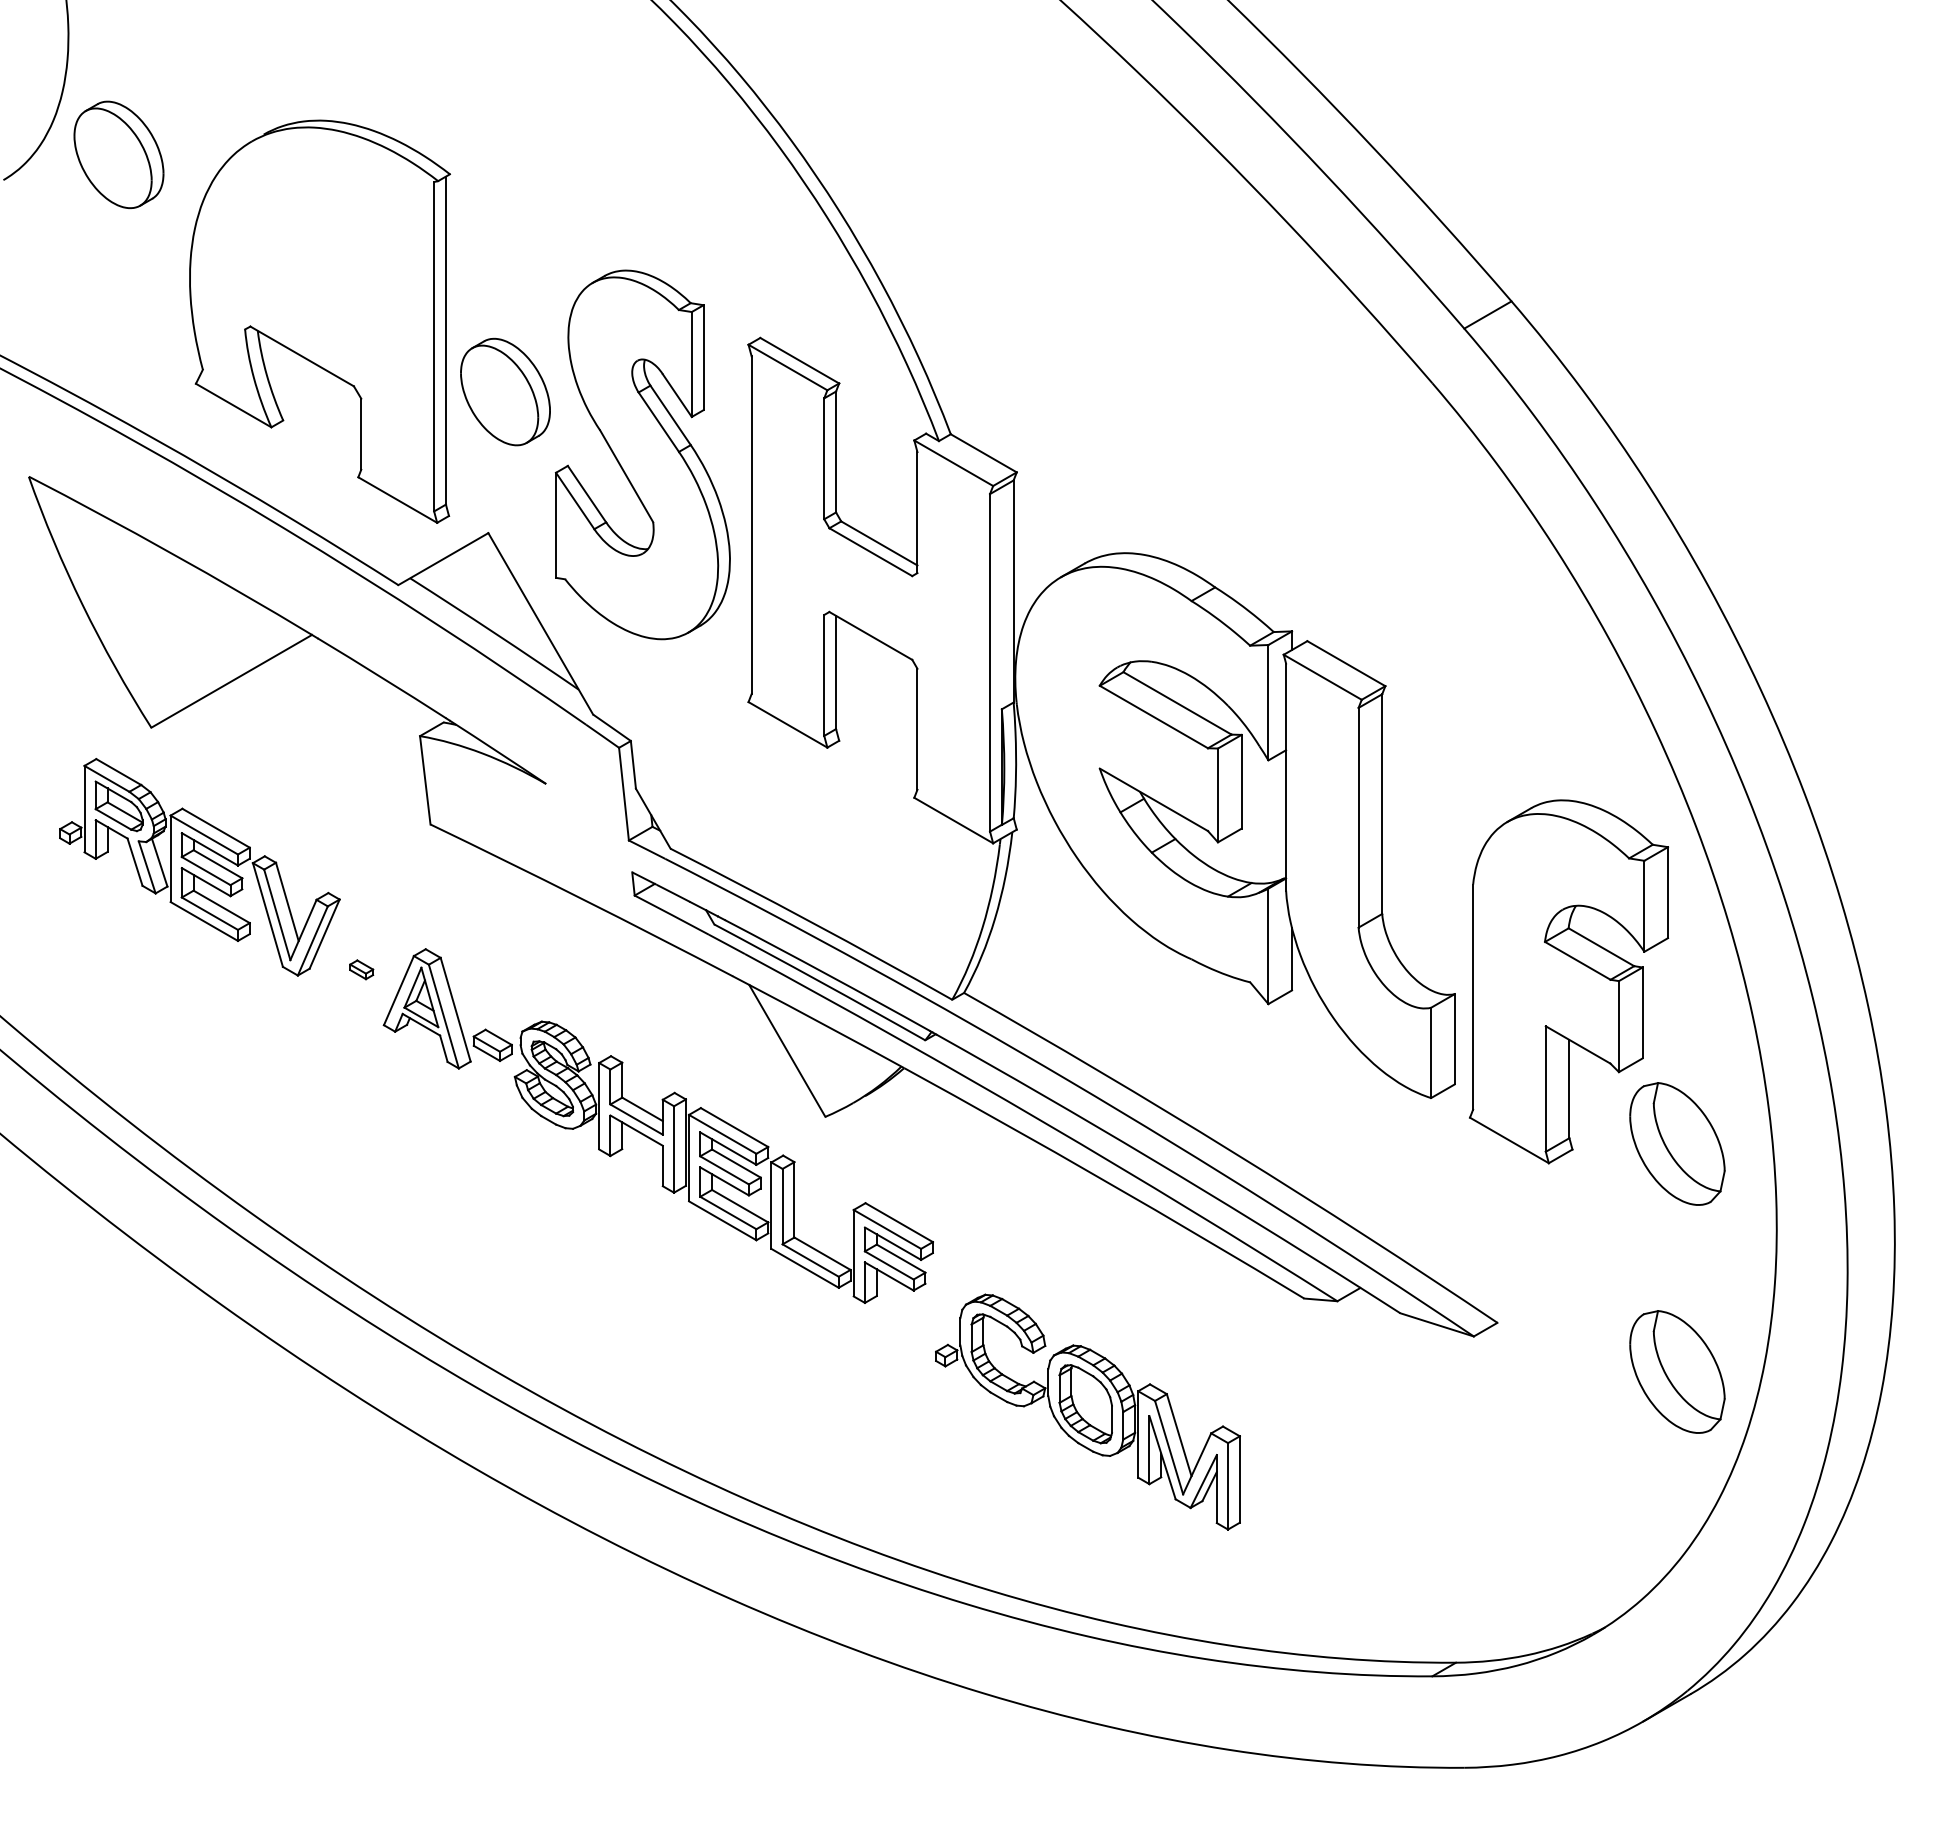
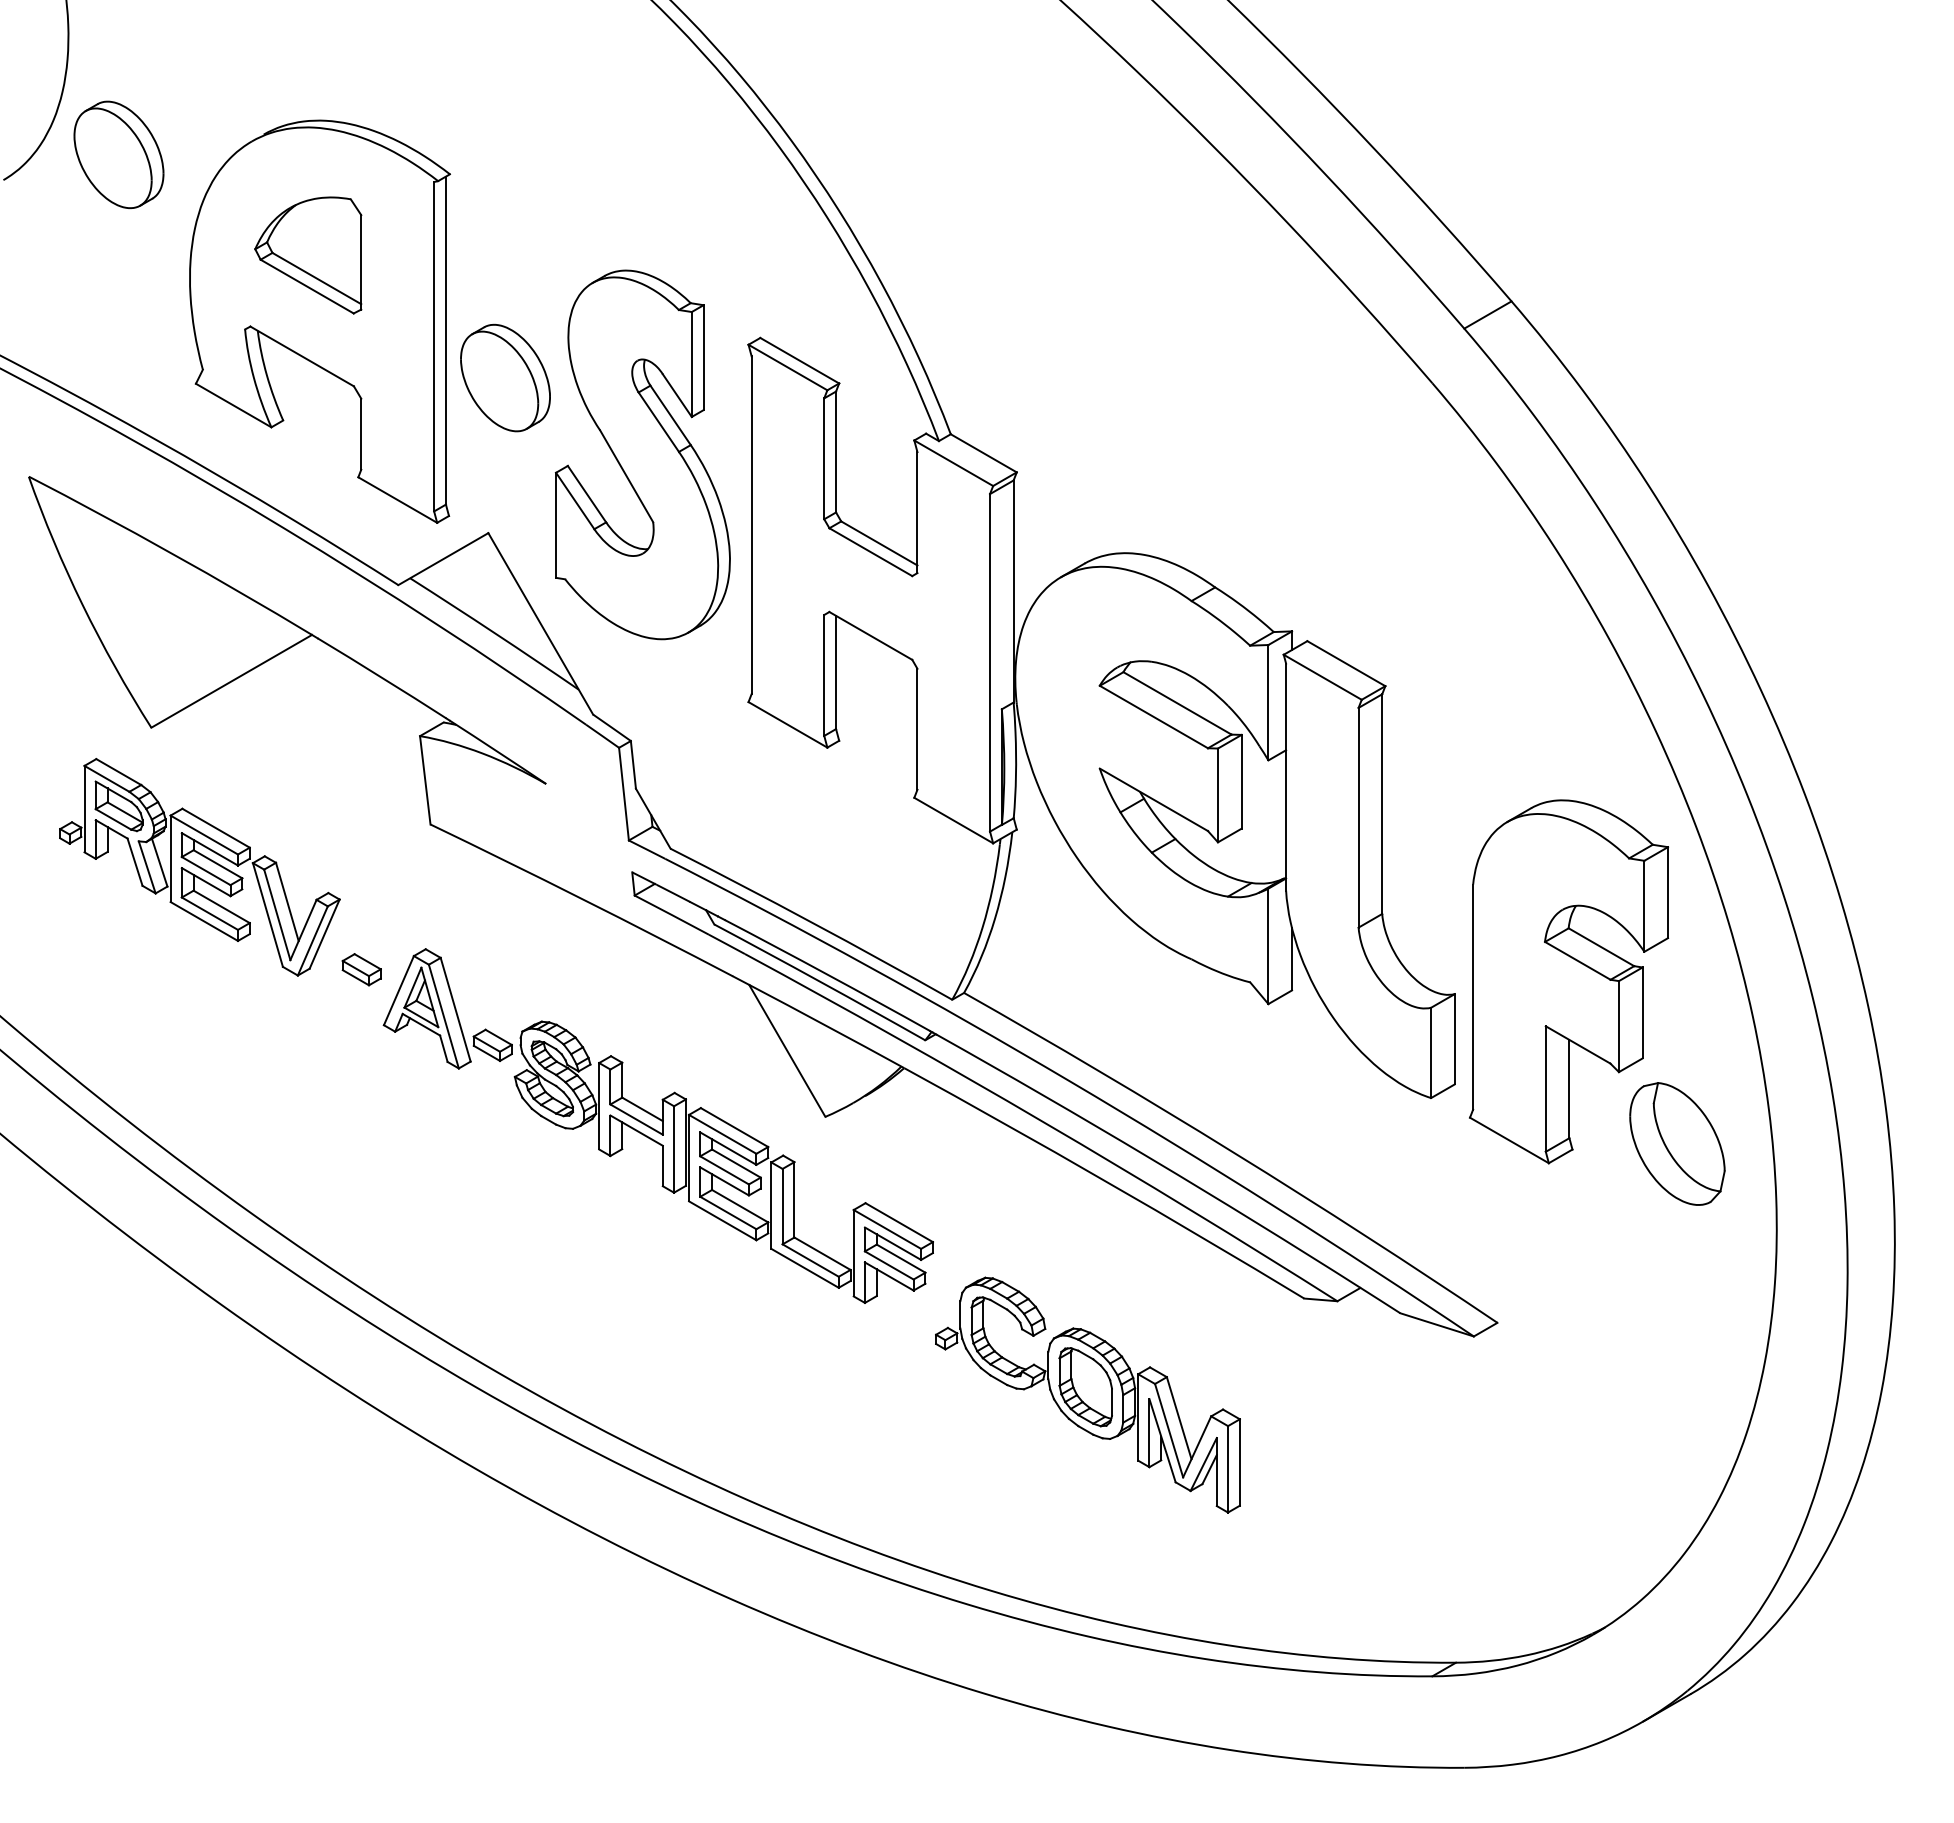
part: none -> present (308, 255)
part position: (505, 391) -> (505, 377) (505, 377)
part size: 26x22 px -> 41x34 px (361, 969)
part: present -> none (1677, 1371)
part position: (1087, 1411) -> (1087, 1394) (1087, 1394)
